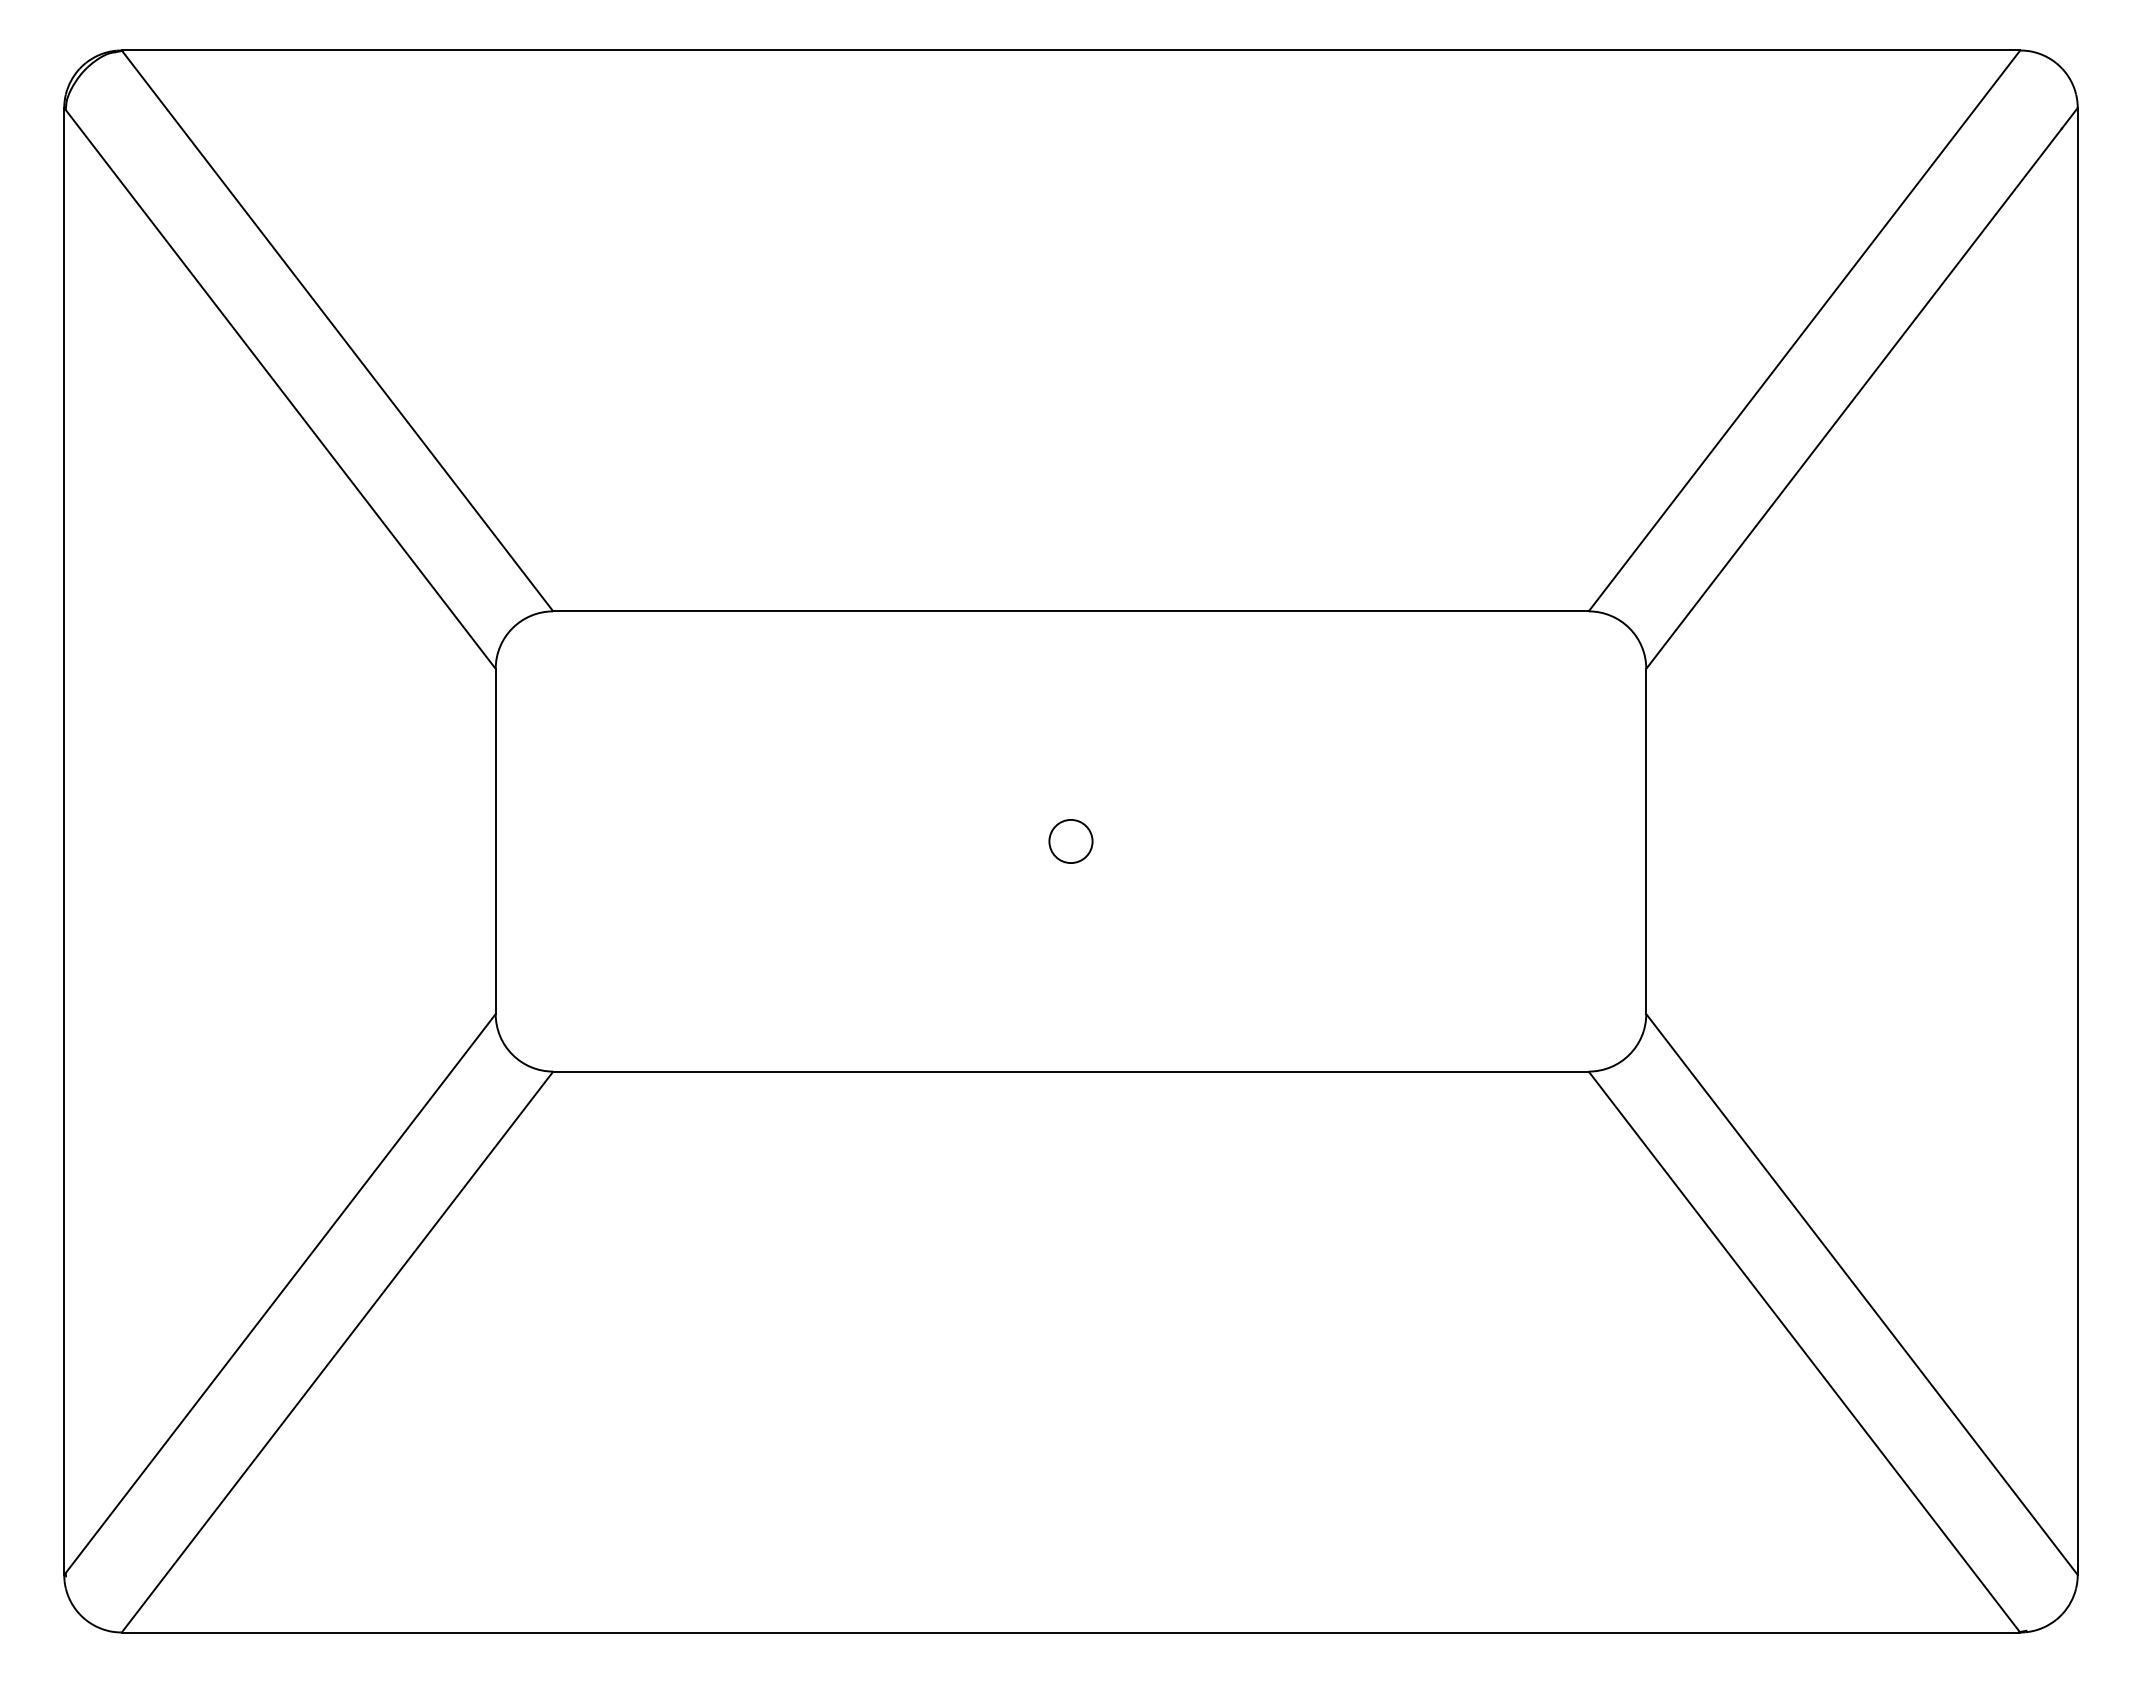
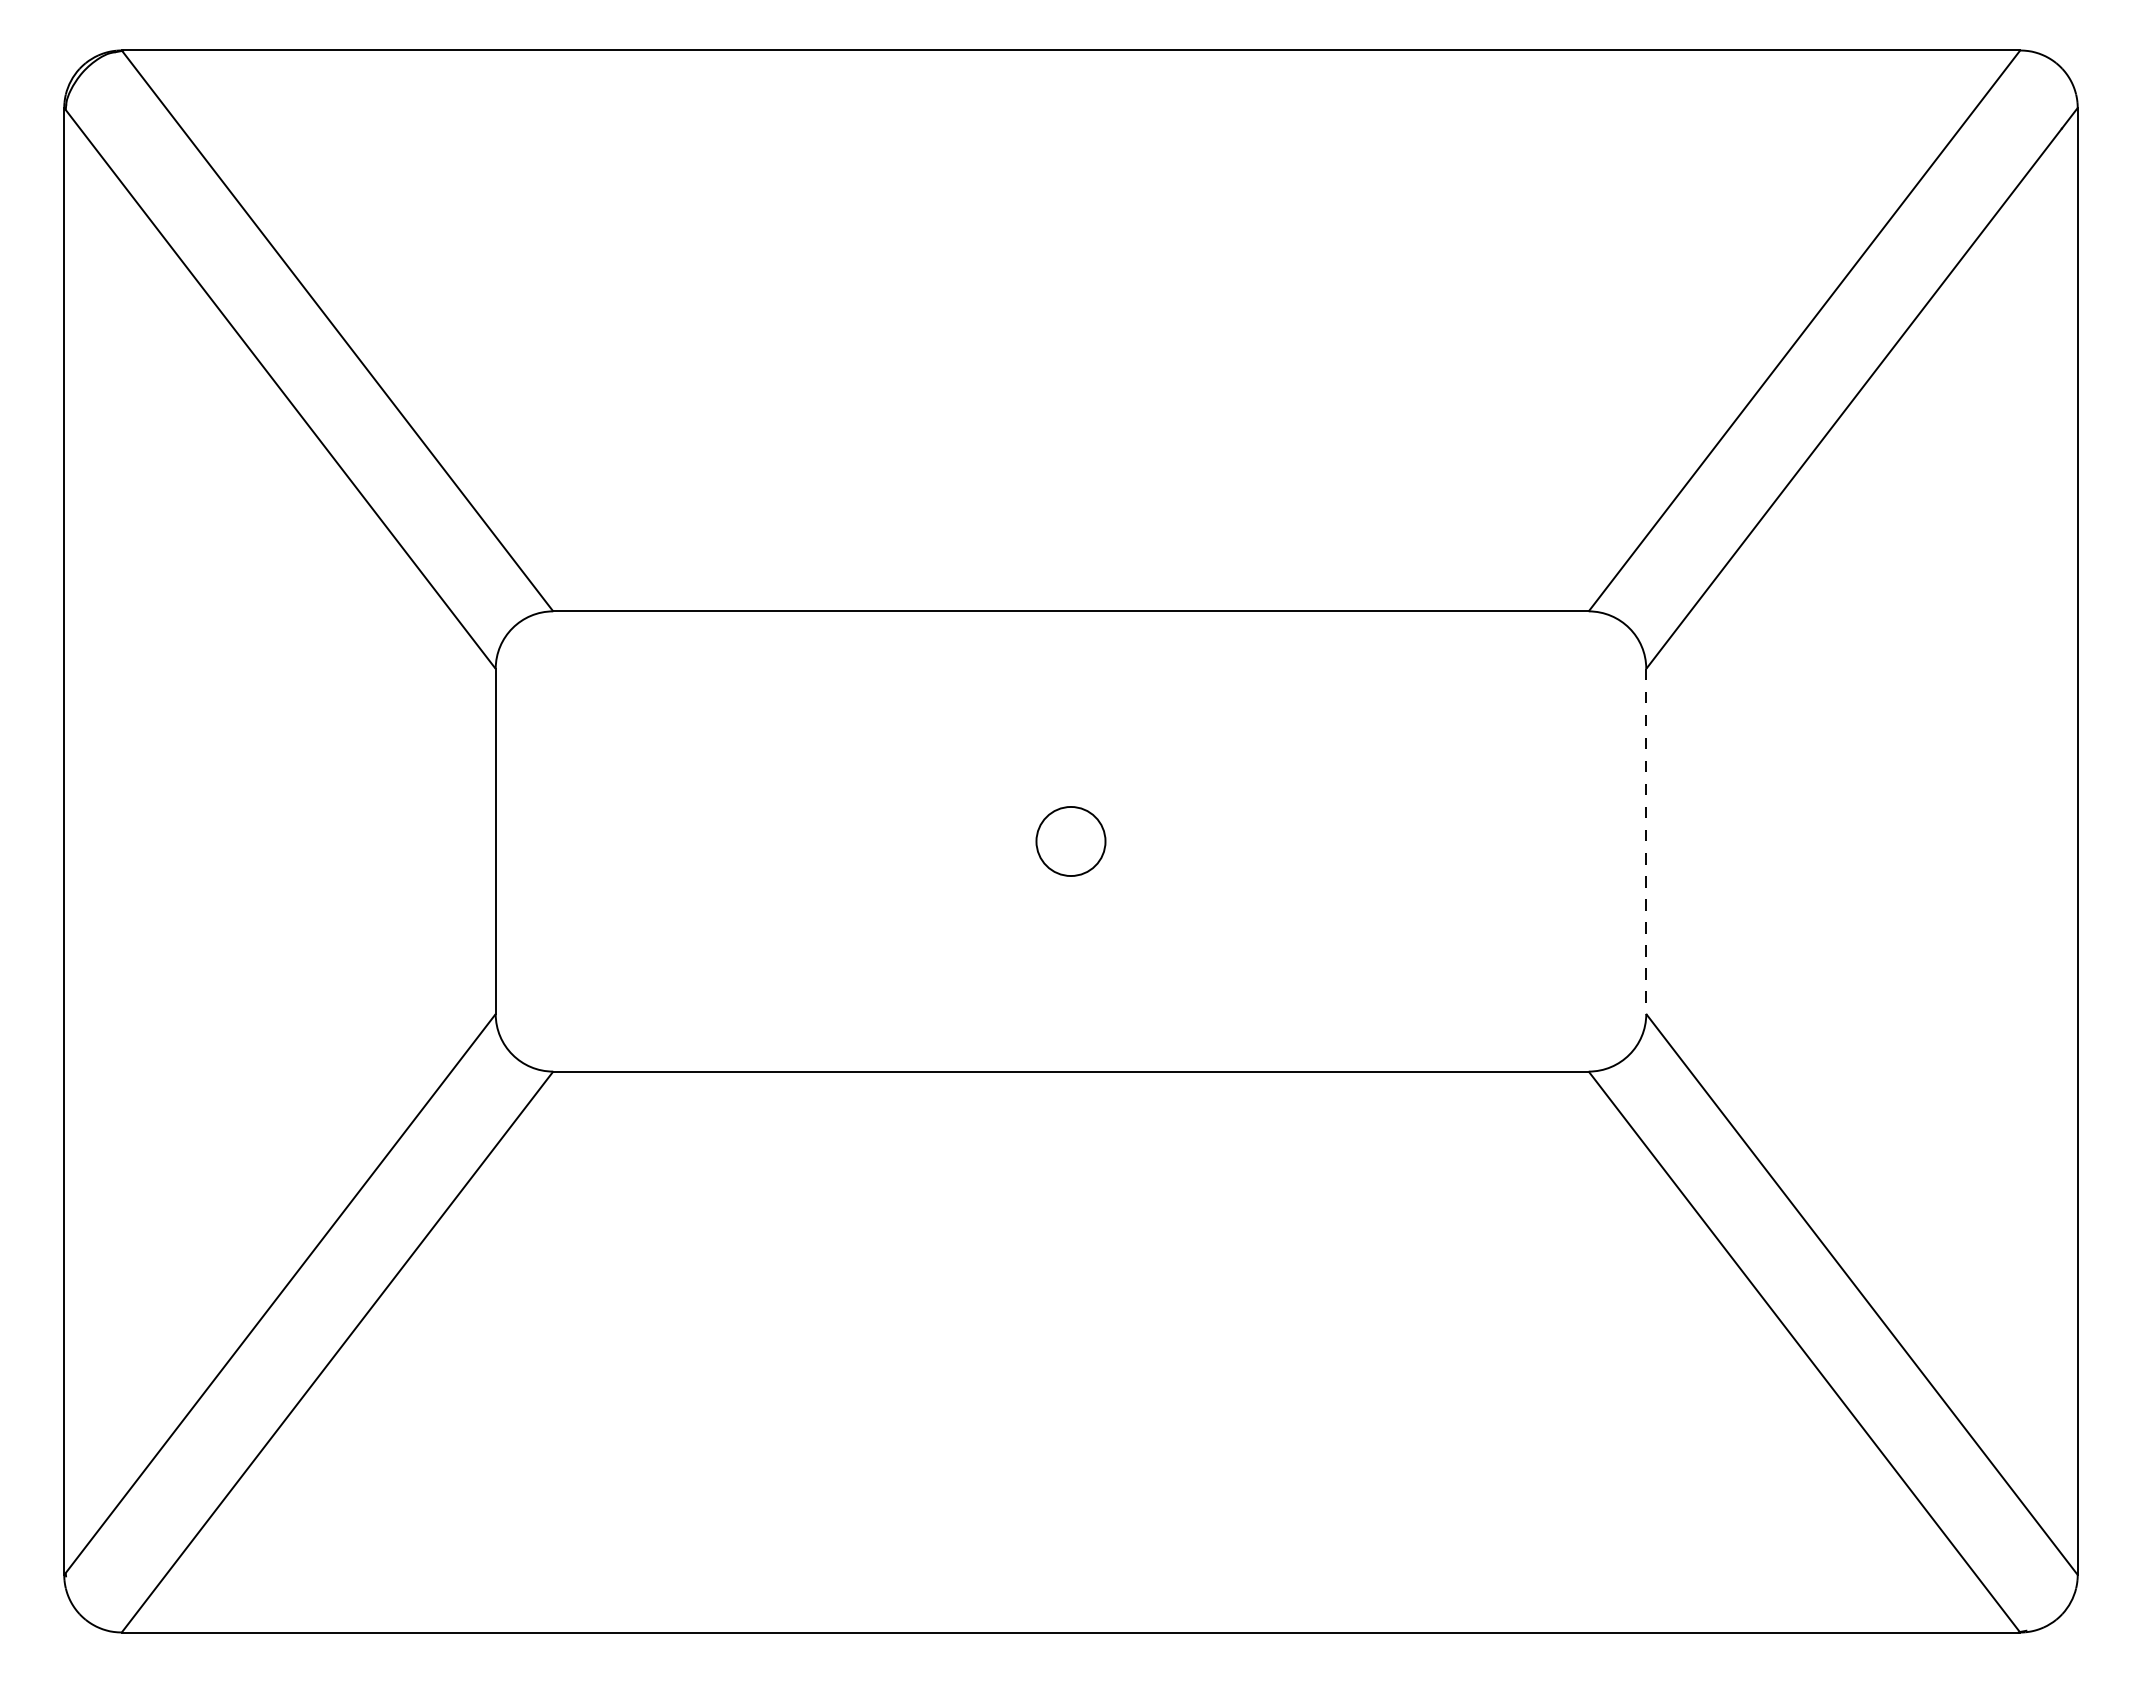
circle diameter: 43 px -> 69 px (1070, 841)
line: solid -> dashed (1646, 841)
